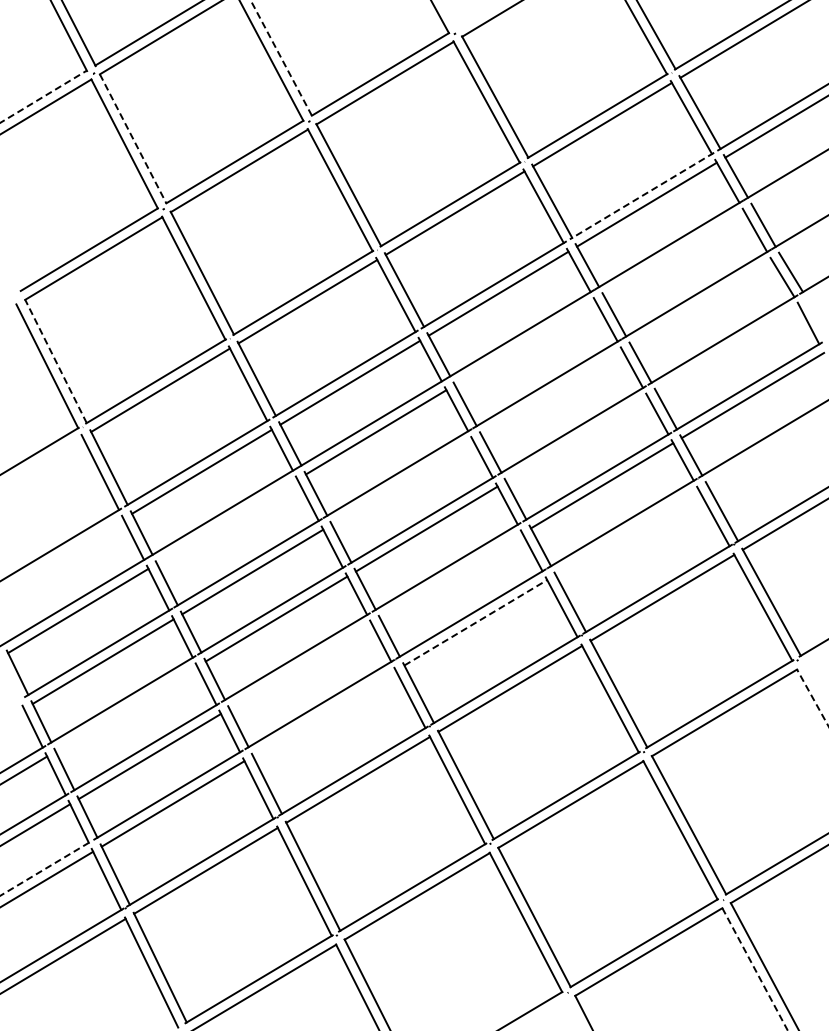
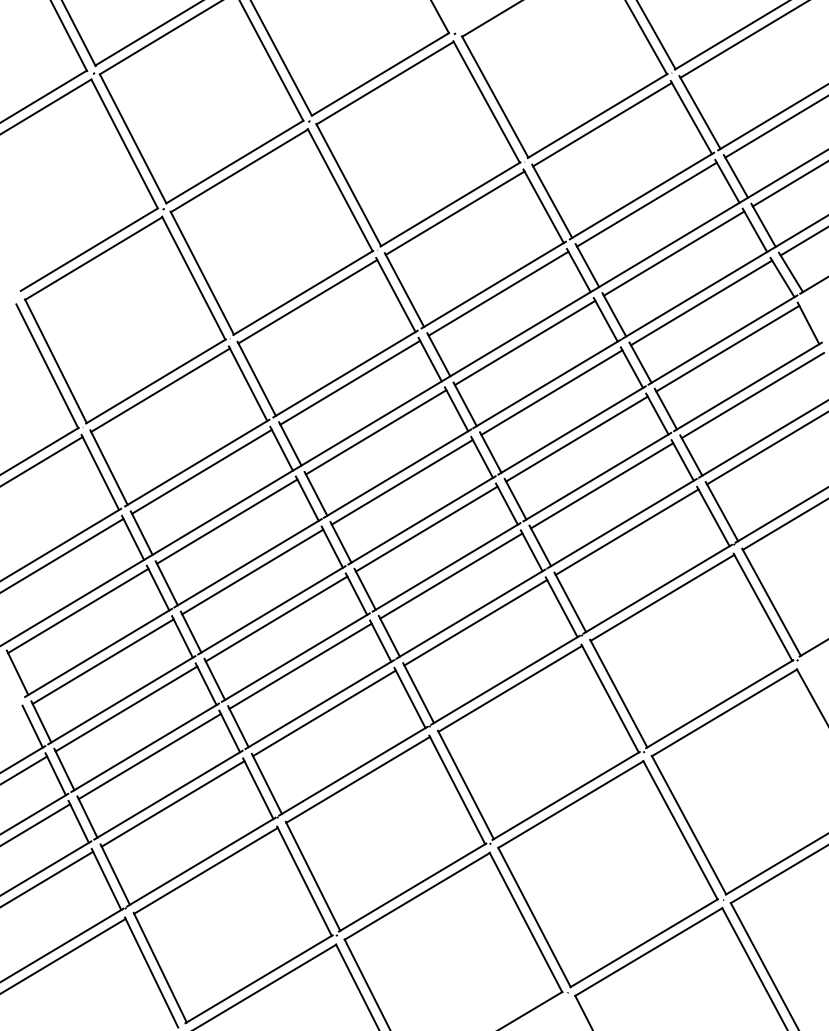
line: dashed -> solid (281, 57)
line: dashed -> solid (43, 96)
line: dashed -> solid (133, 138)
line: none -> present (788, 184)
line: dashed -> solid (641, 196)
line: none -> present (802, 241)
line: none -> present (673, 253)
line: none -> present (701, 302)
line: none -> present (524, 342)
line: none -> present (727, 348)
line: dashed -> solid (55, 360)
line: none -> present (551, 392)
line: none -> present (576, 438)
line: none -> present (766, 448)
line: none -> present (42, 461)
line: none -> present (401, 482)
line: none -> present (227, 521)
line: none -> present (626, 531)
line: none -> present (62, 554)
line: none -> present (451, 575)
line: dashed -> solid (476, 622)
line: none -> present (300, 665)
line: dashed -> solid (812, 698)
line: none -> present (126, 708)
line: none -> present (324, 713)
line: dashed -> solid (45, 868)
line: dashed -> solid (755, 969)
